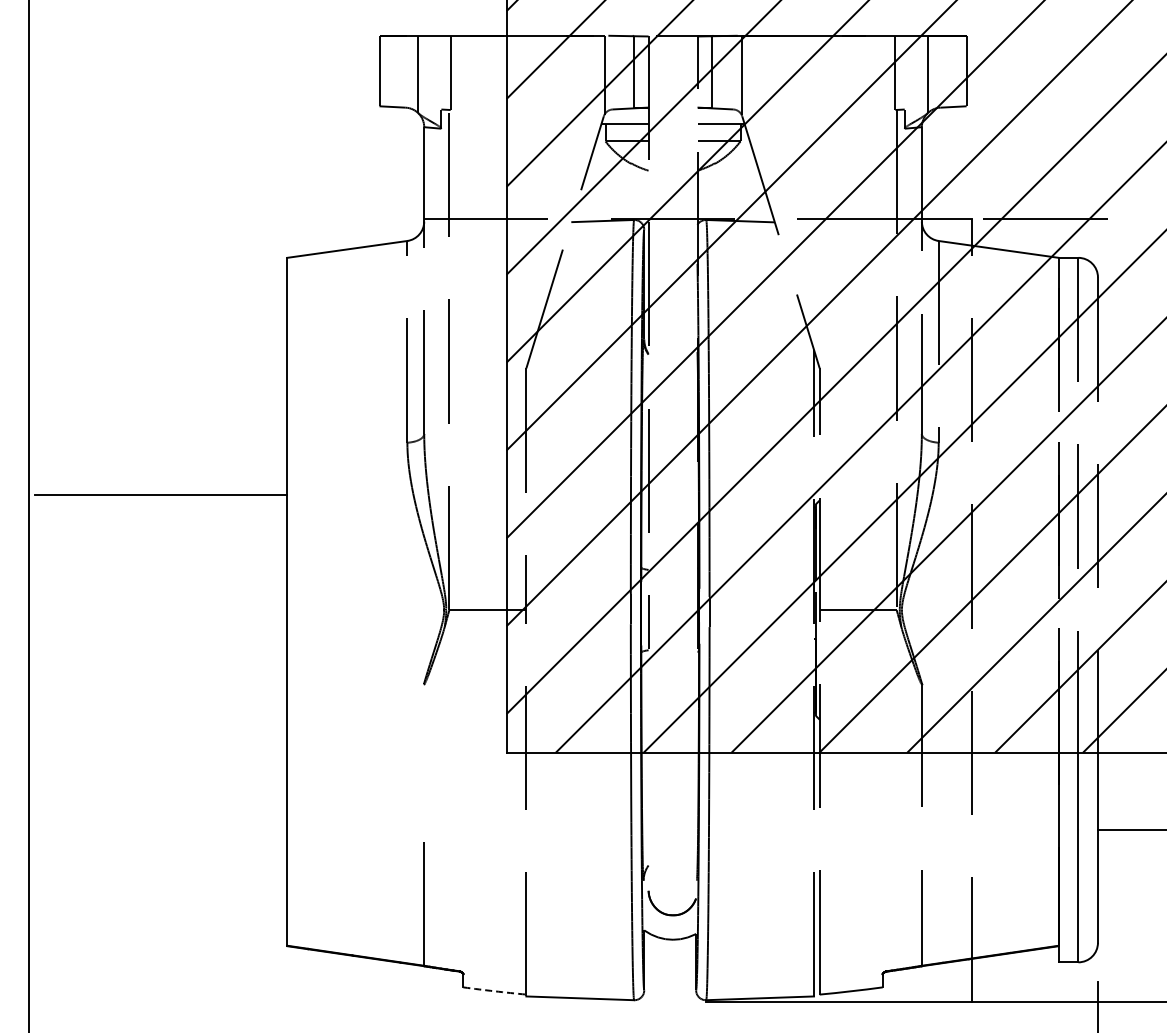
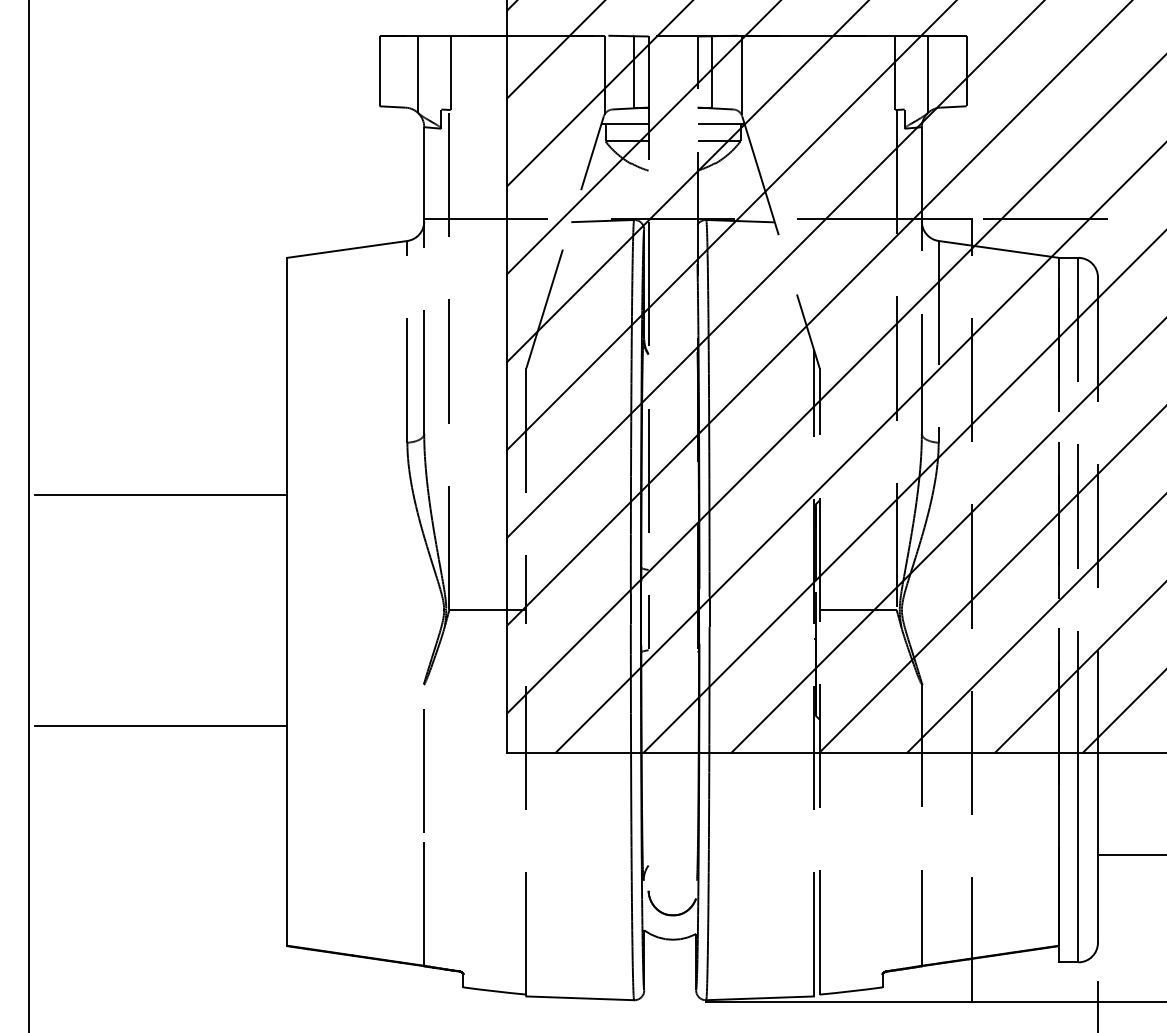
line: none -> present (161, 725)
line: none -> present (423, 770)
line position: (1130, 829) -> (1130, 854) (1130, 854)
arc: dashed -> solid (494, 991)
